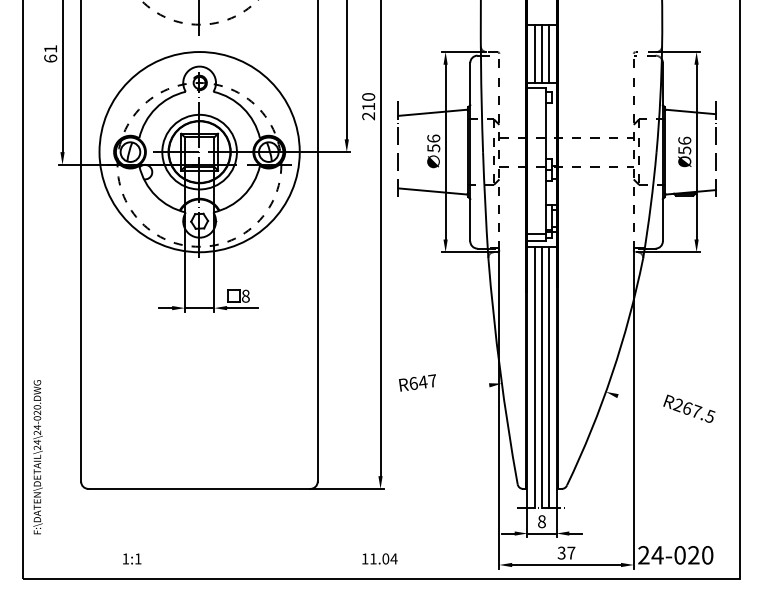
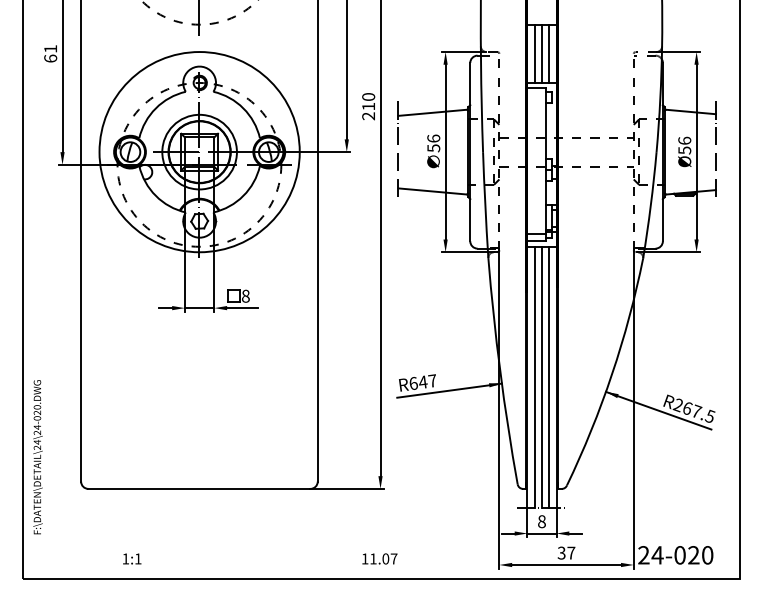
line: none -> present (449, 390)
line: none -> present (658, 410)
text: 11.04 -> 11.07 (393, 558)
